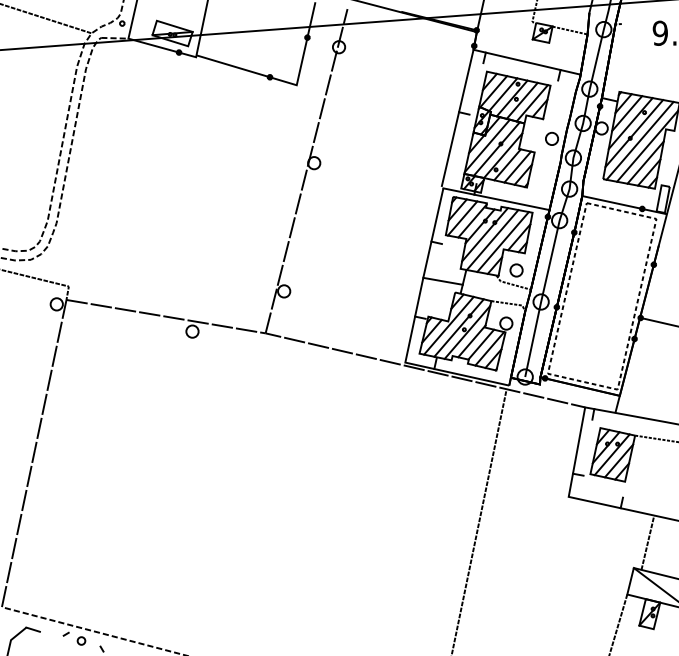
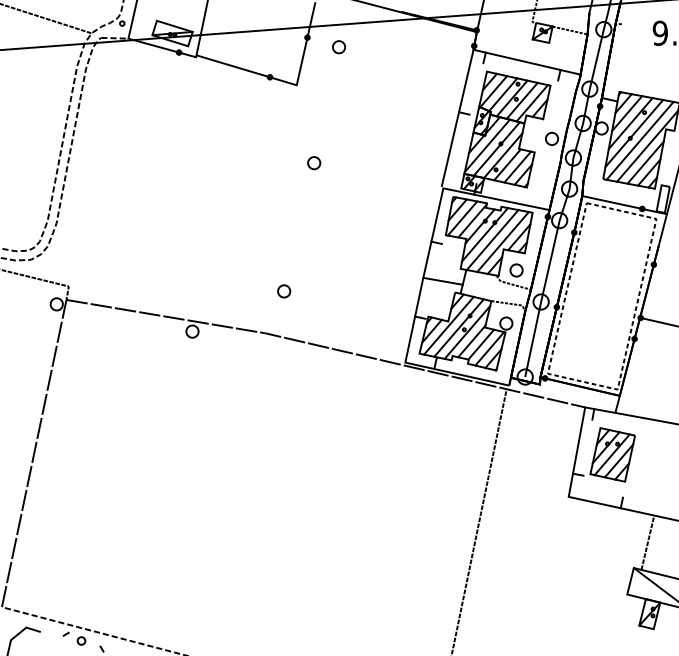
line: present -> none (306, 171)
line: present -> none (655, 438)
line: present -> none (618, 623)
